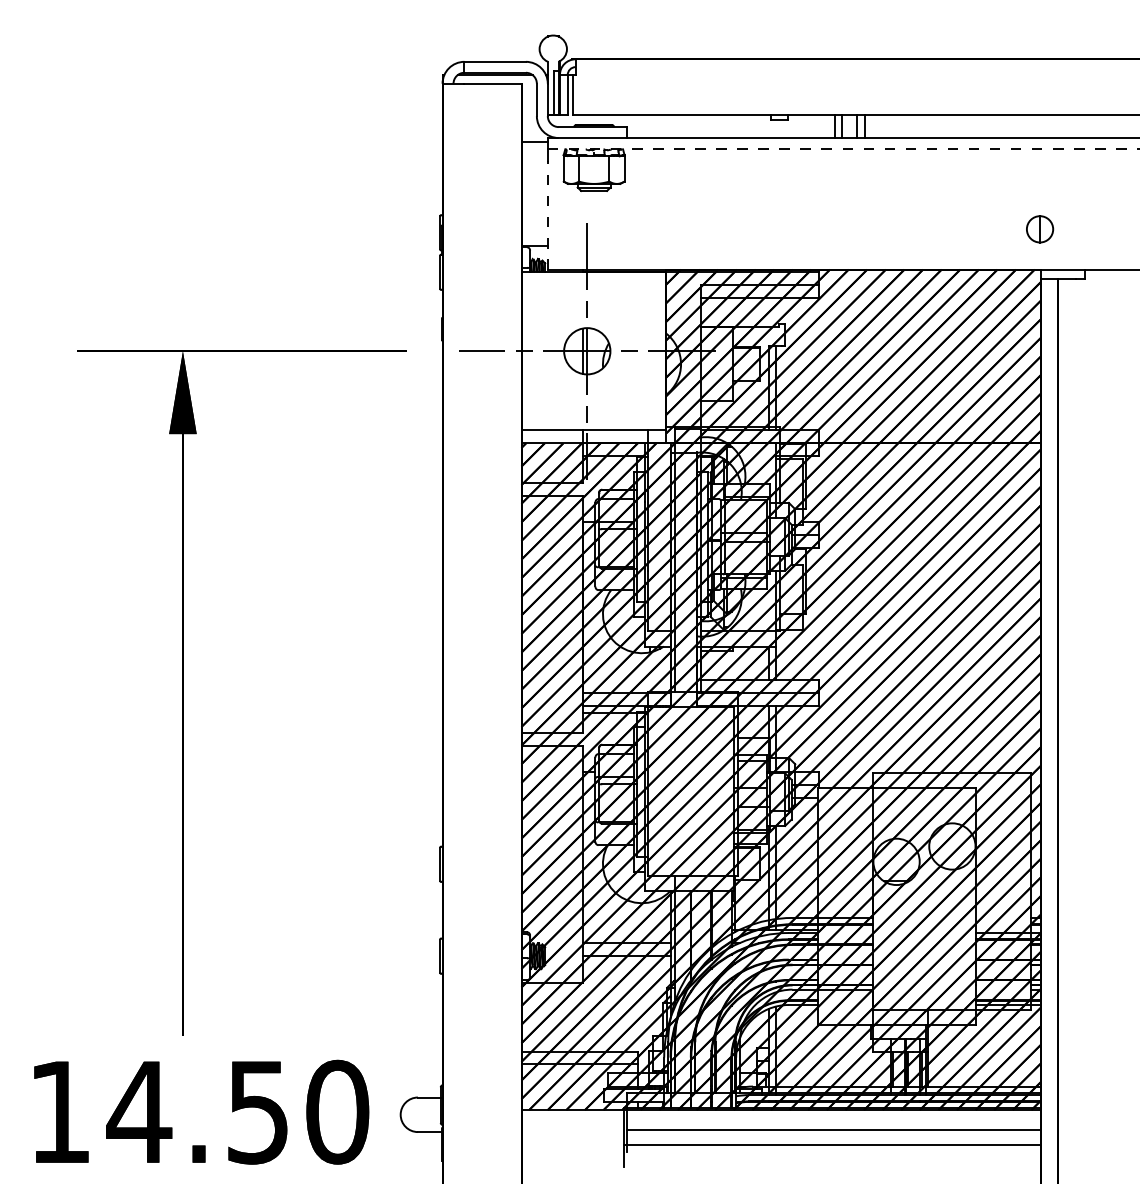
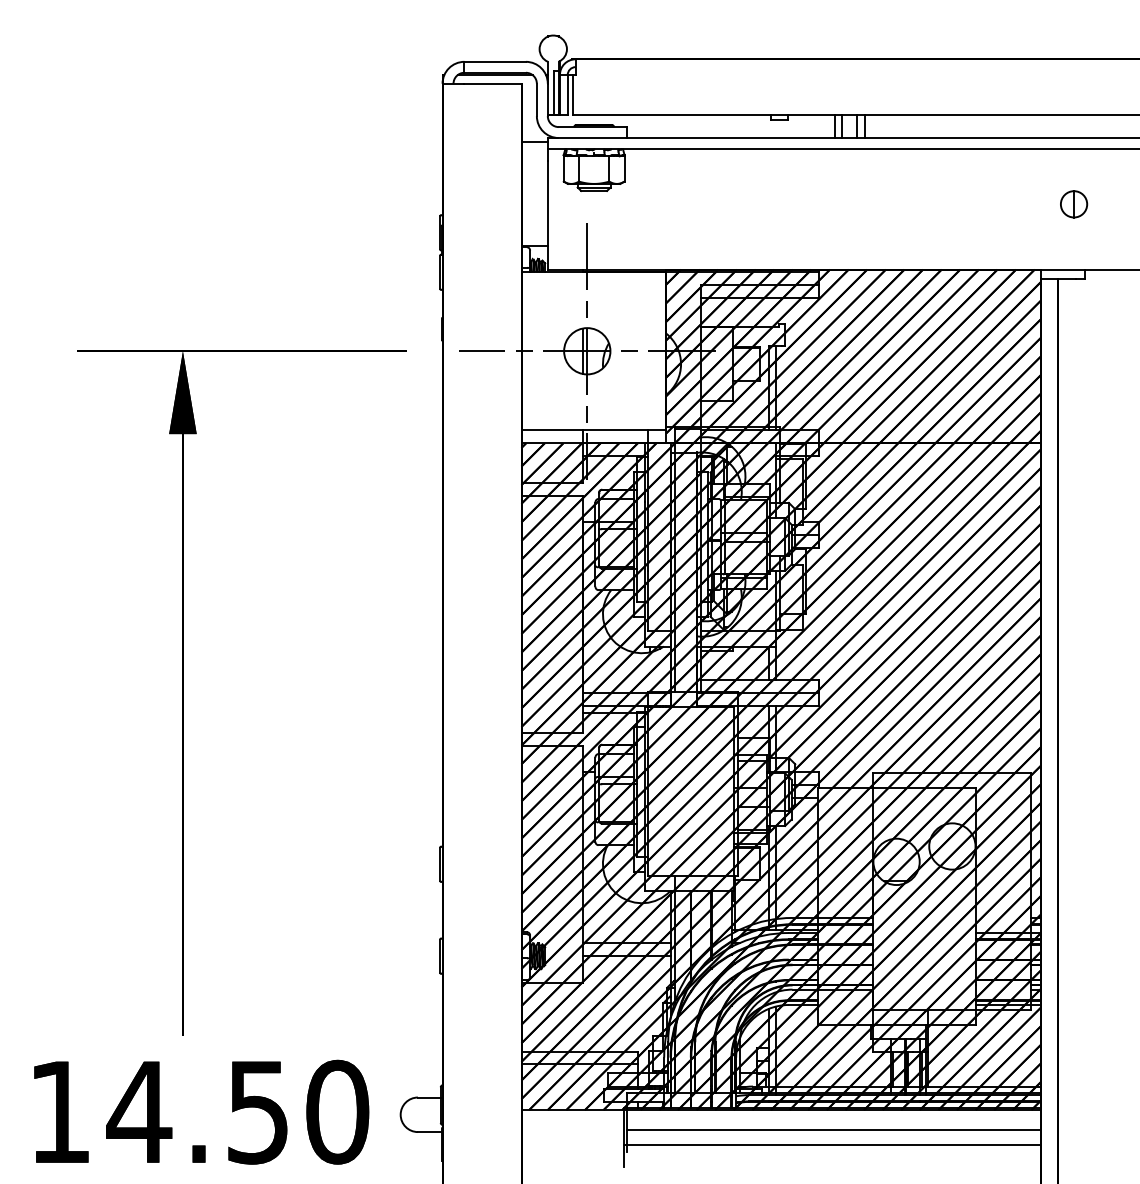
line: dashed -> solid (843, 149)
line: dashed -> solid (547, 214)
part position: (1040, 229) -> (1074, 204) (1074, 204)
